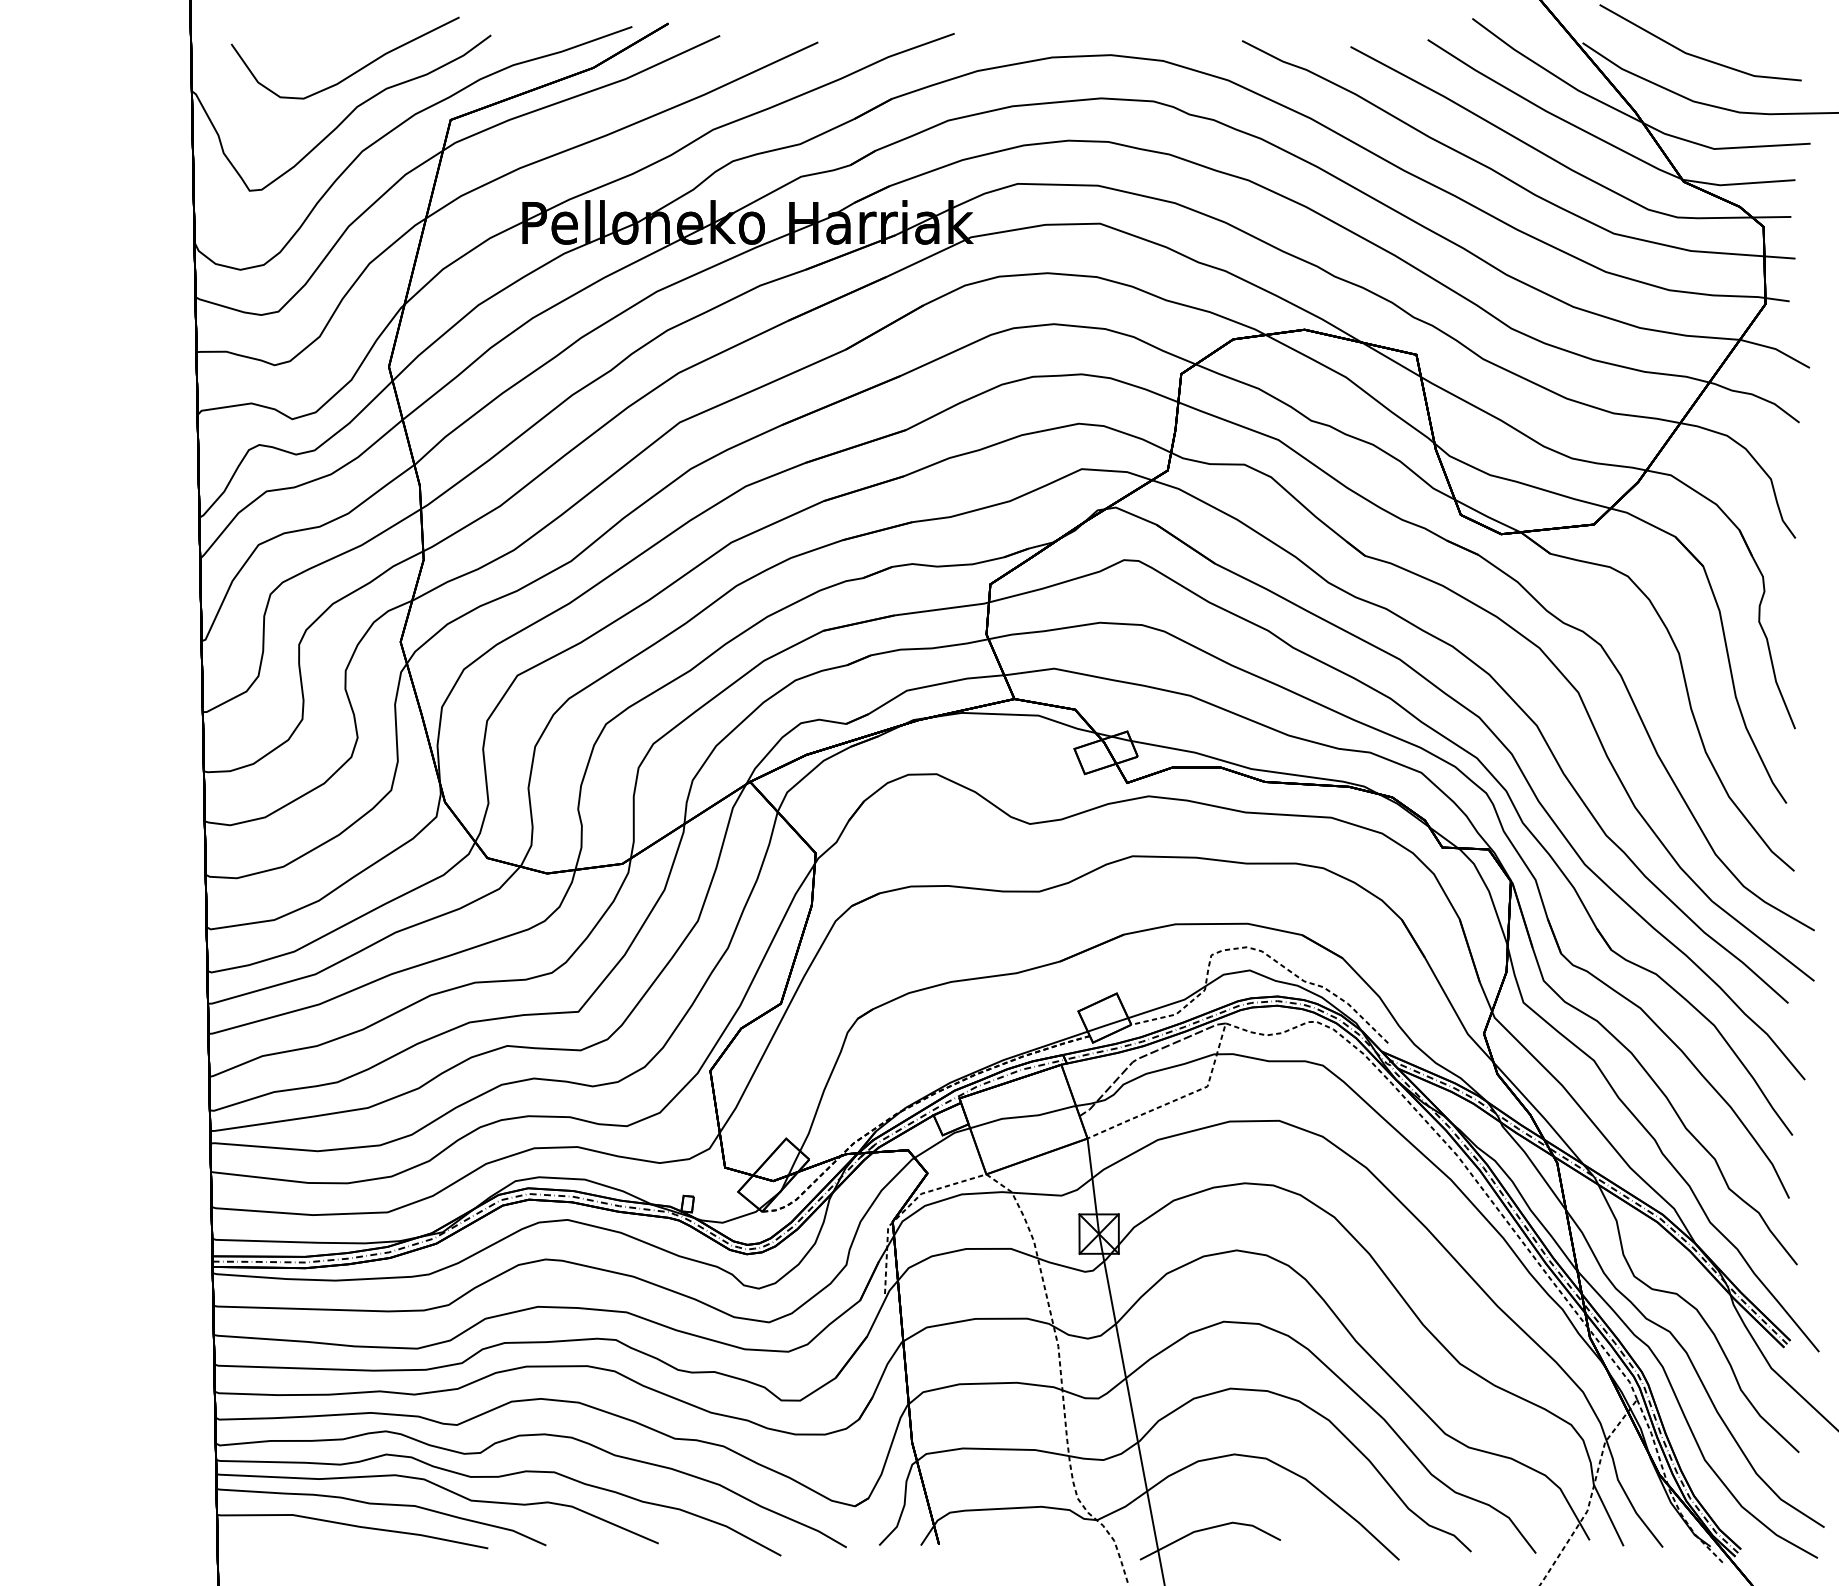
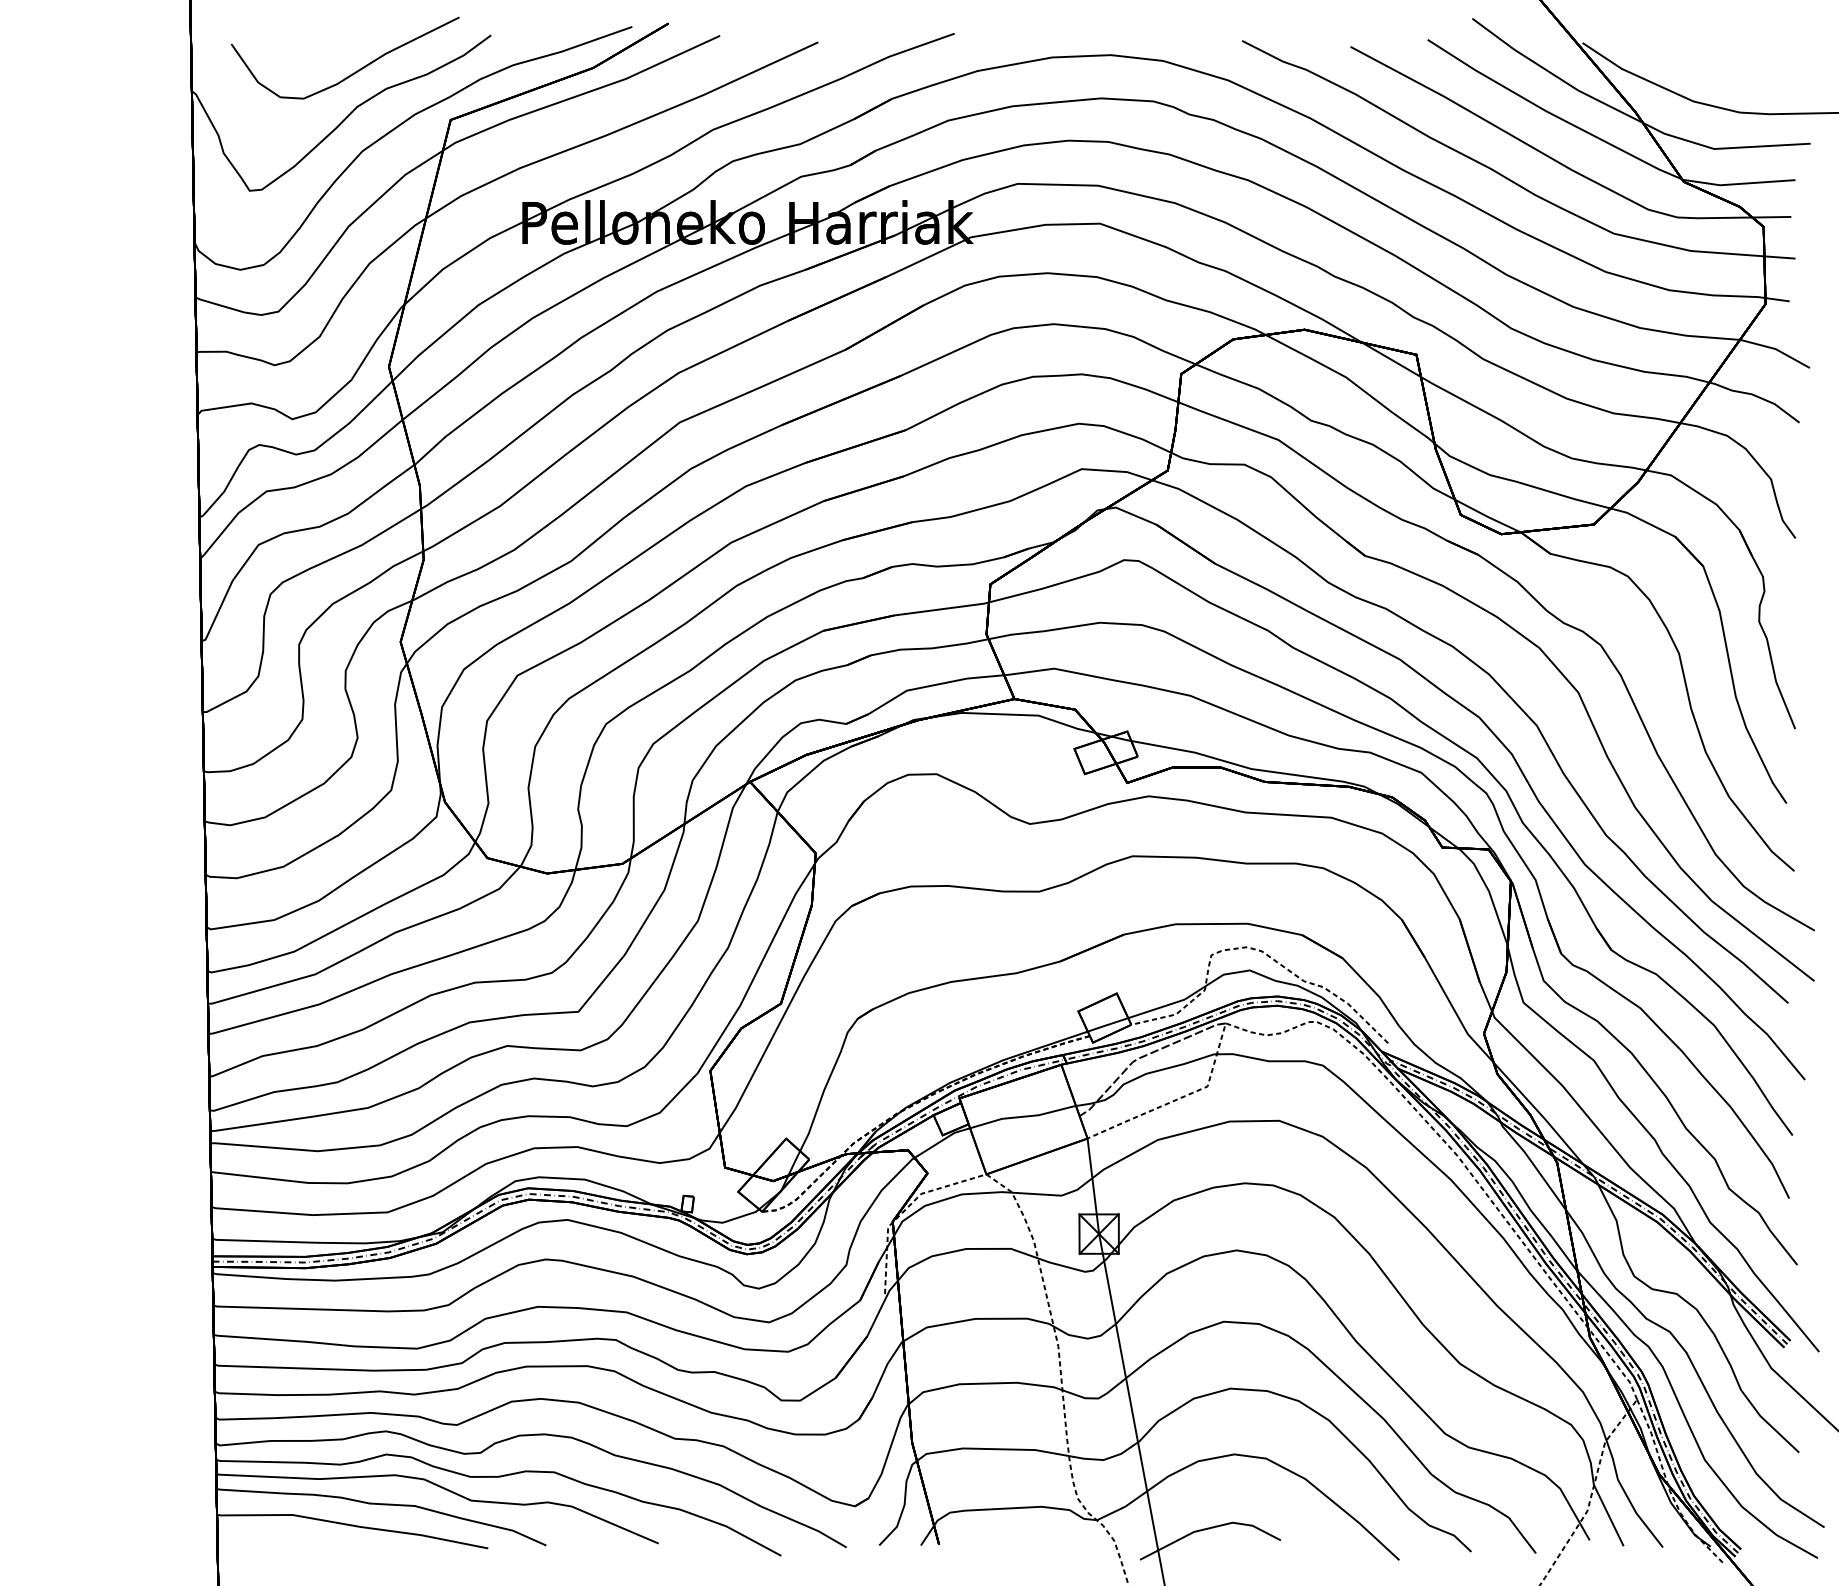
line: present -> none (1696, 55)
